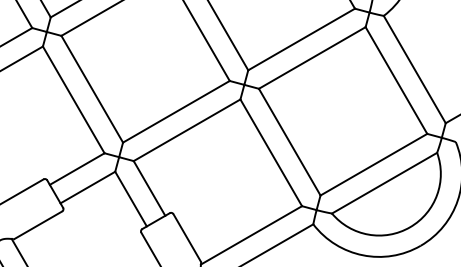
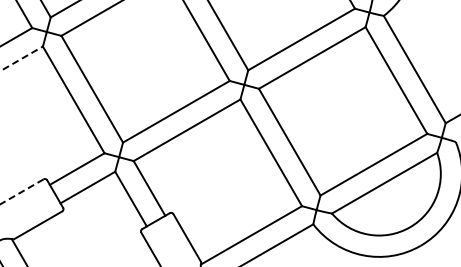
line: solid -> dashed (22, 58)
line: solid -> dashed (21, 192)
